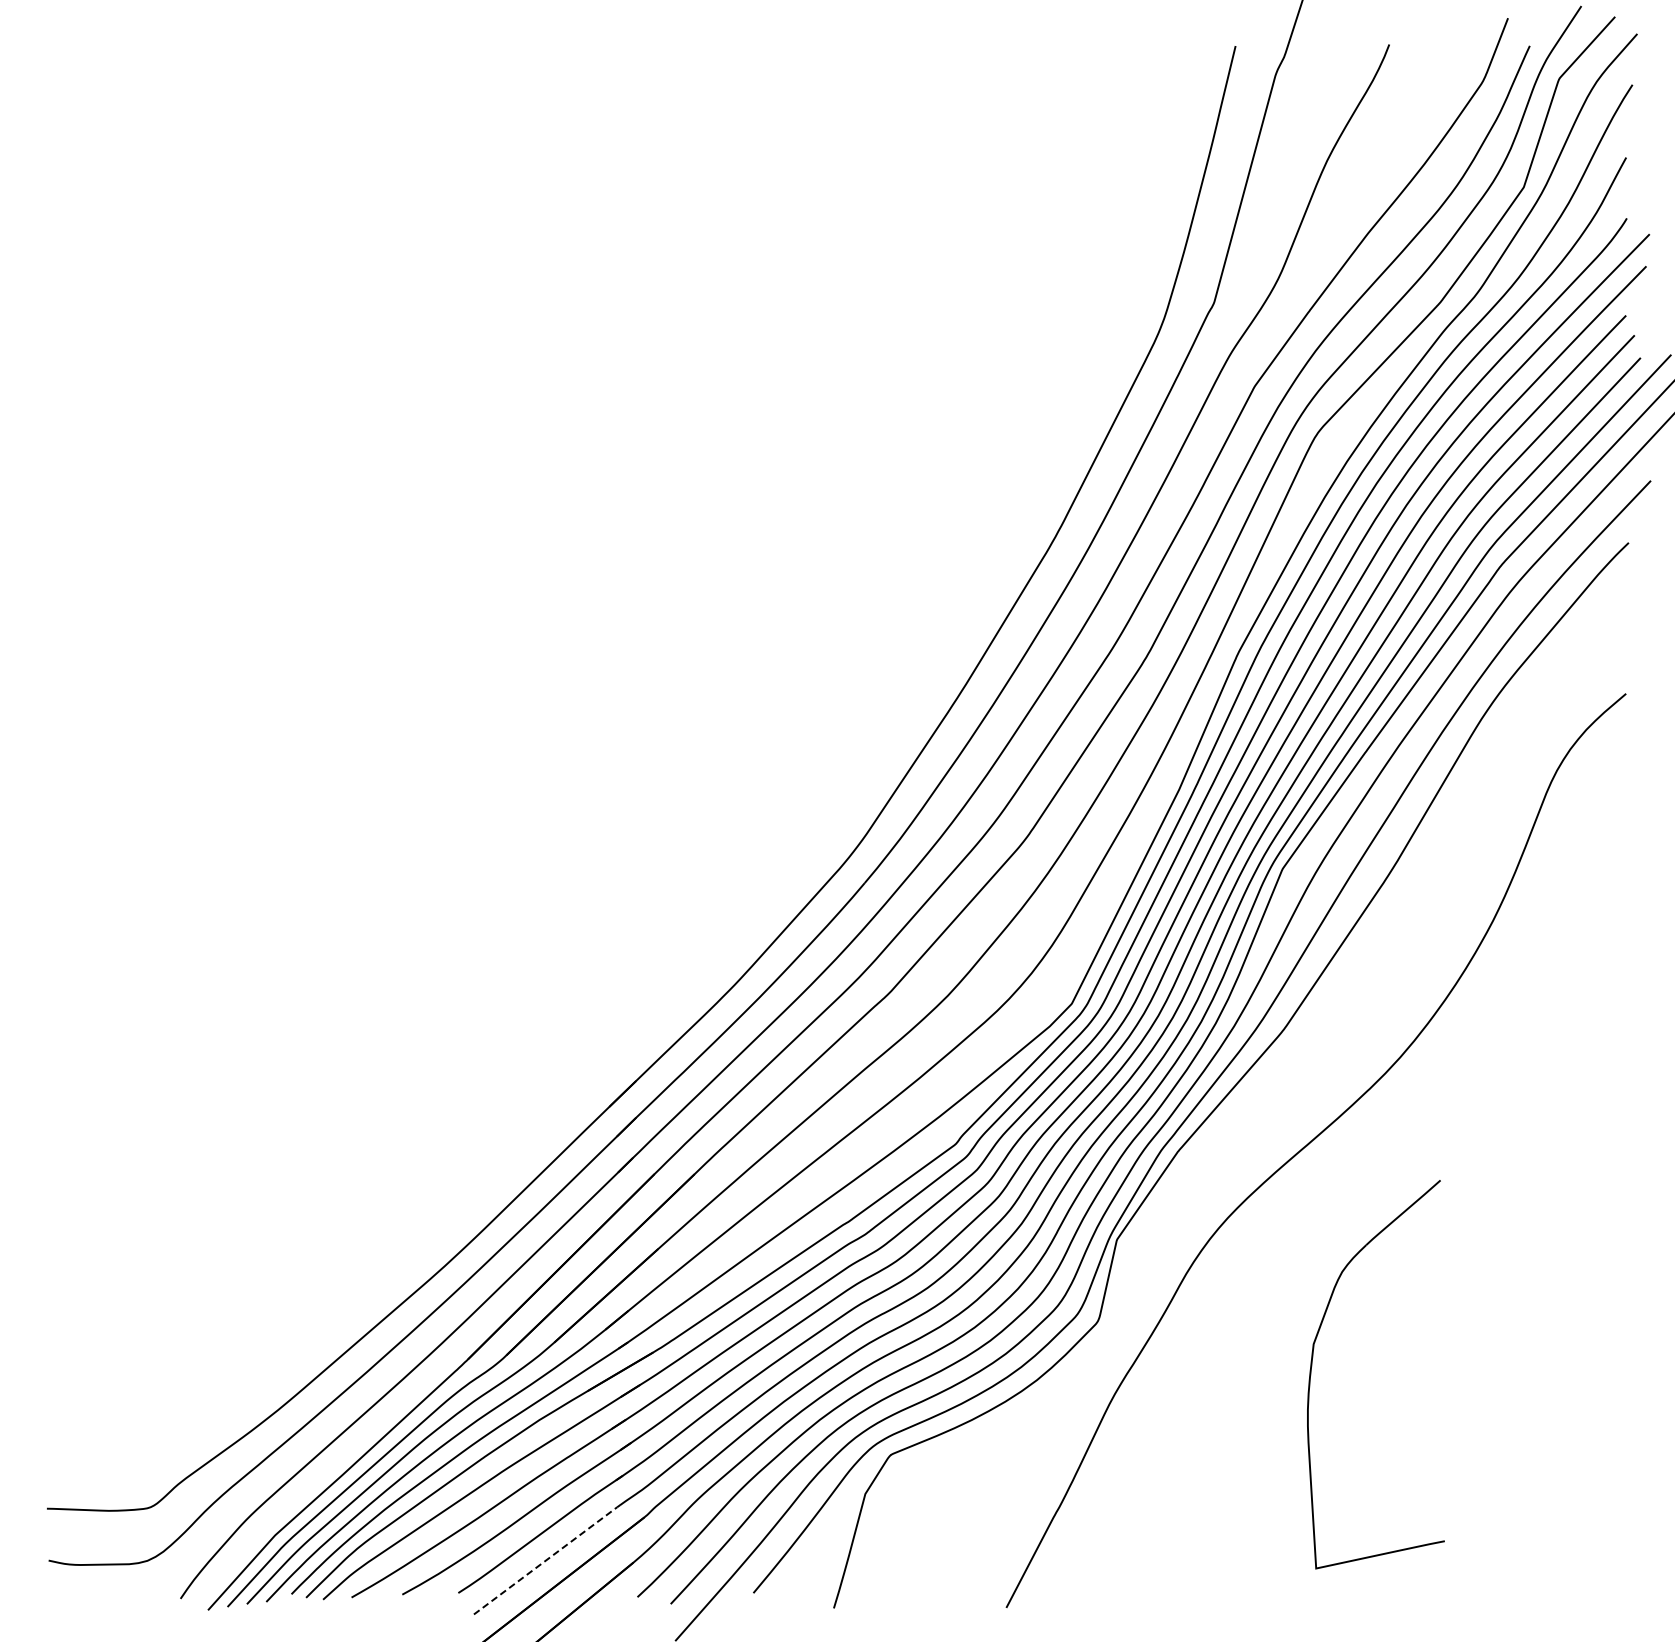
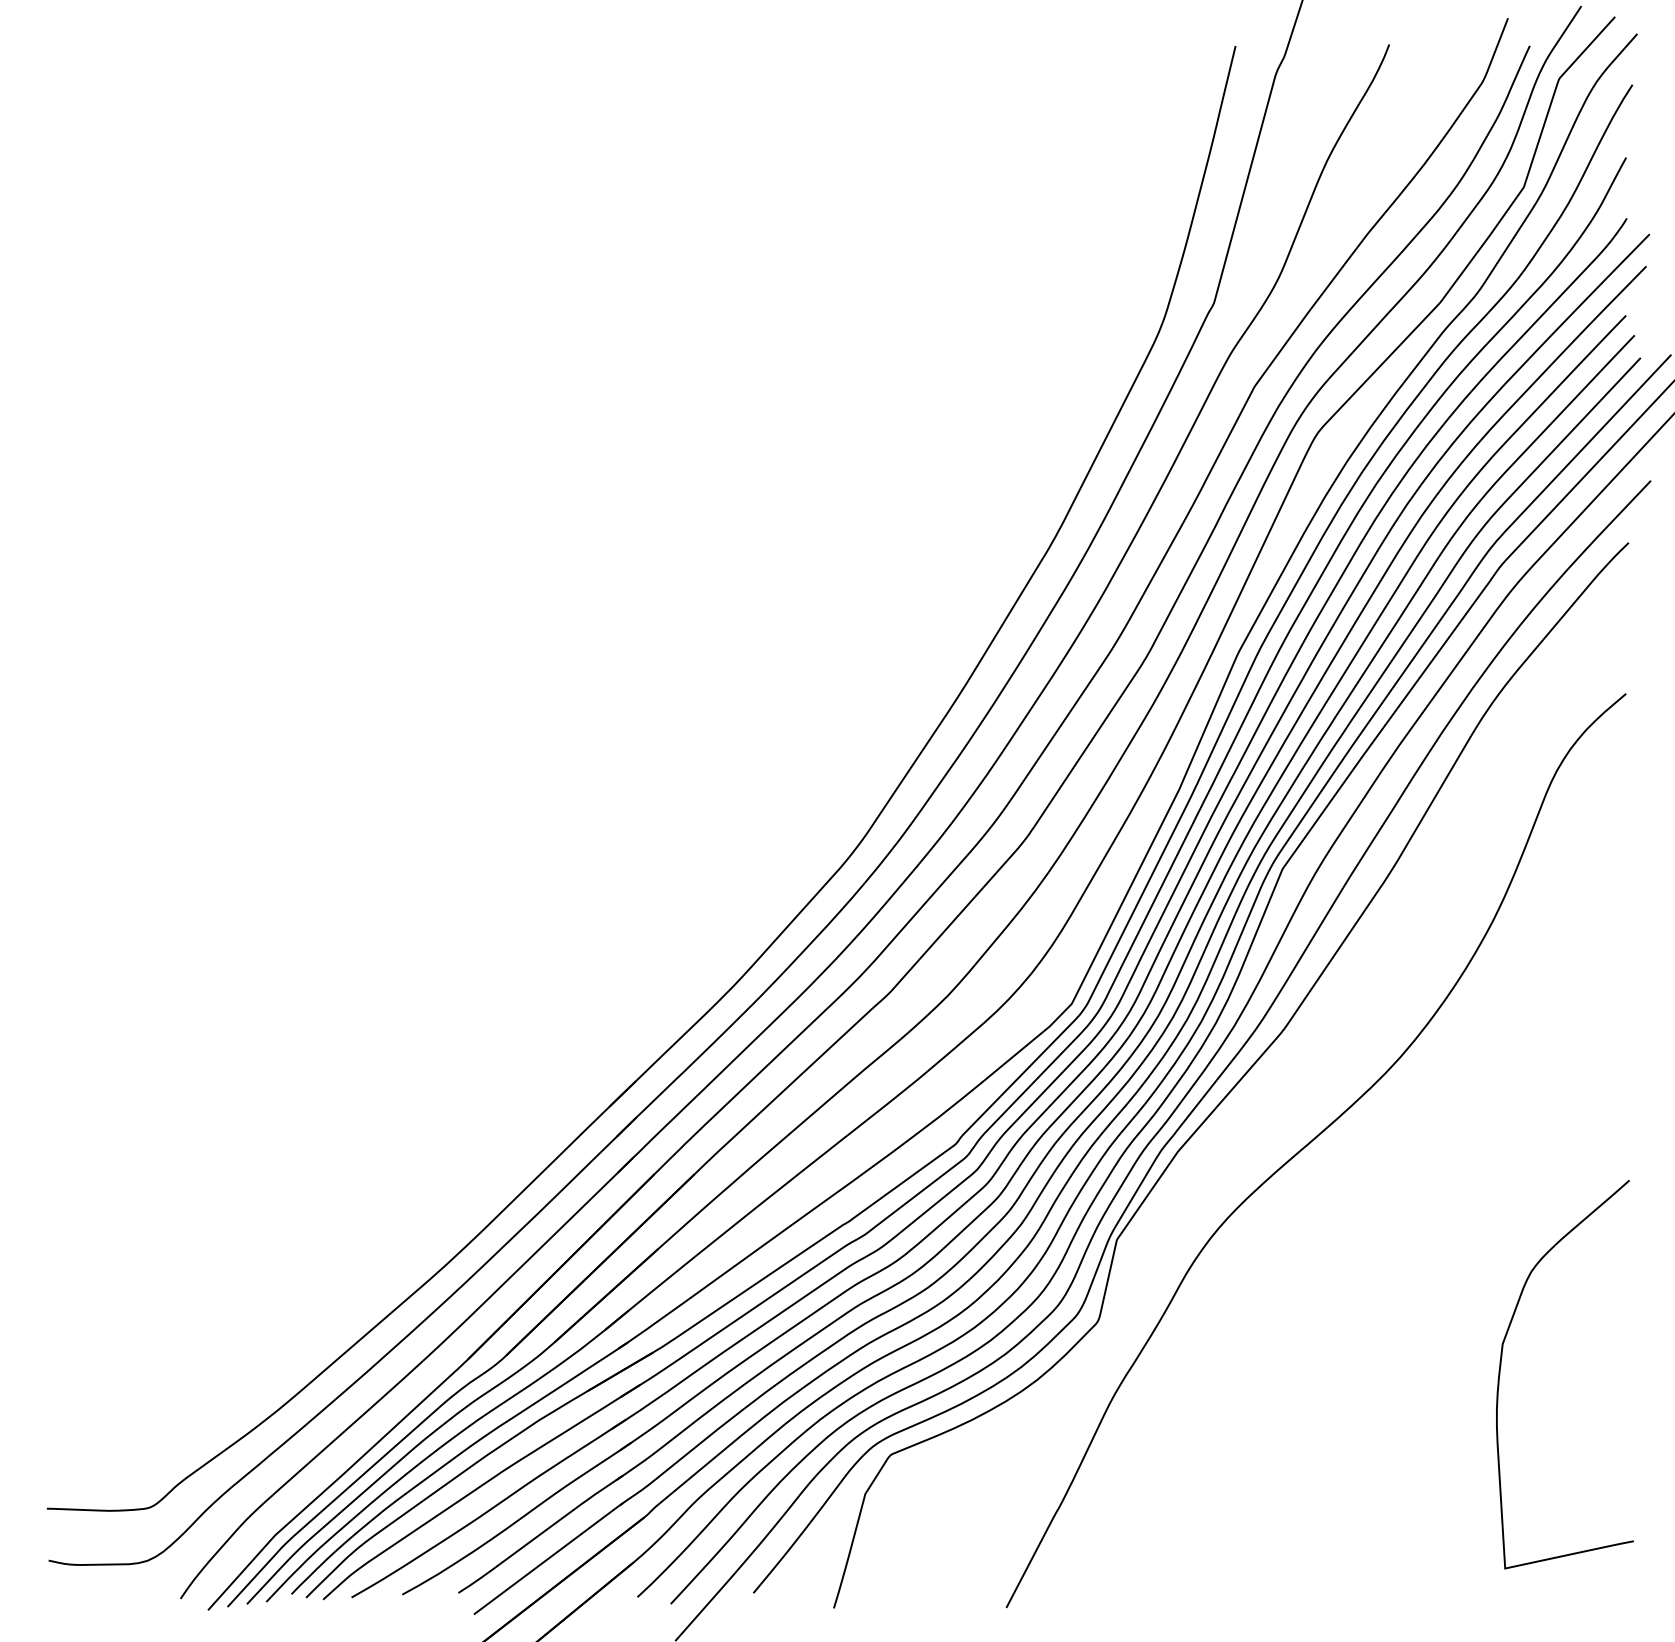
part position: (1312, 1366) -> (1501, 1366) (1501, 1366)
line: dashed -> solid (549, 1557)
